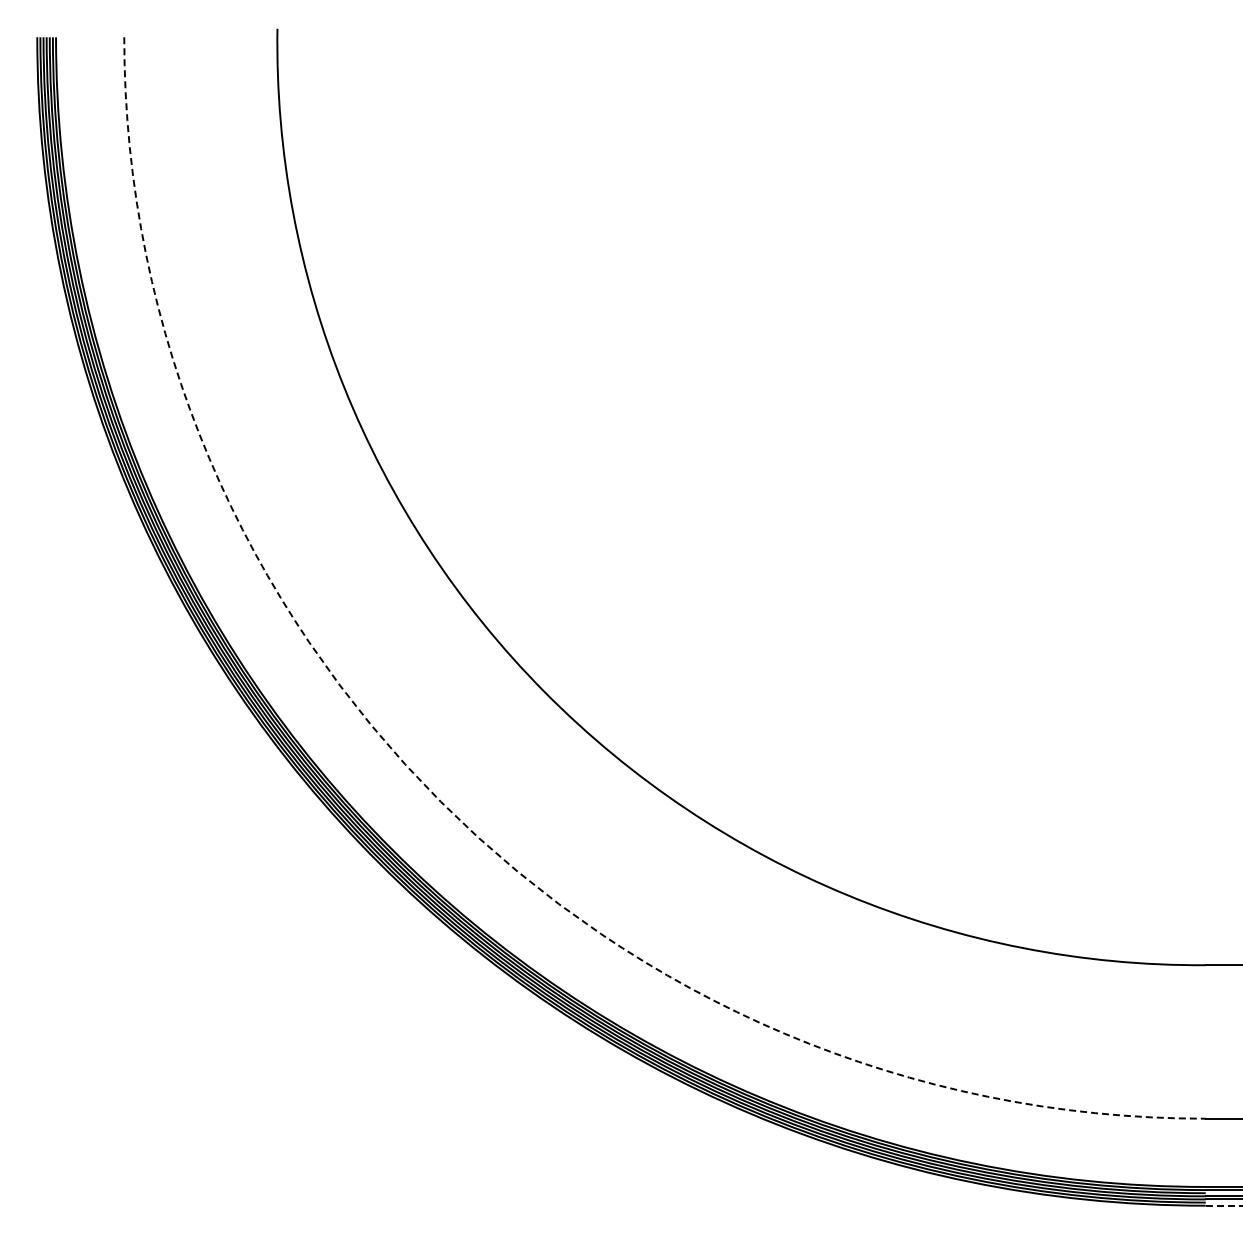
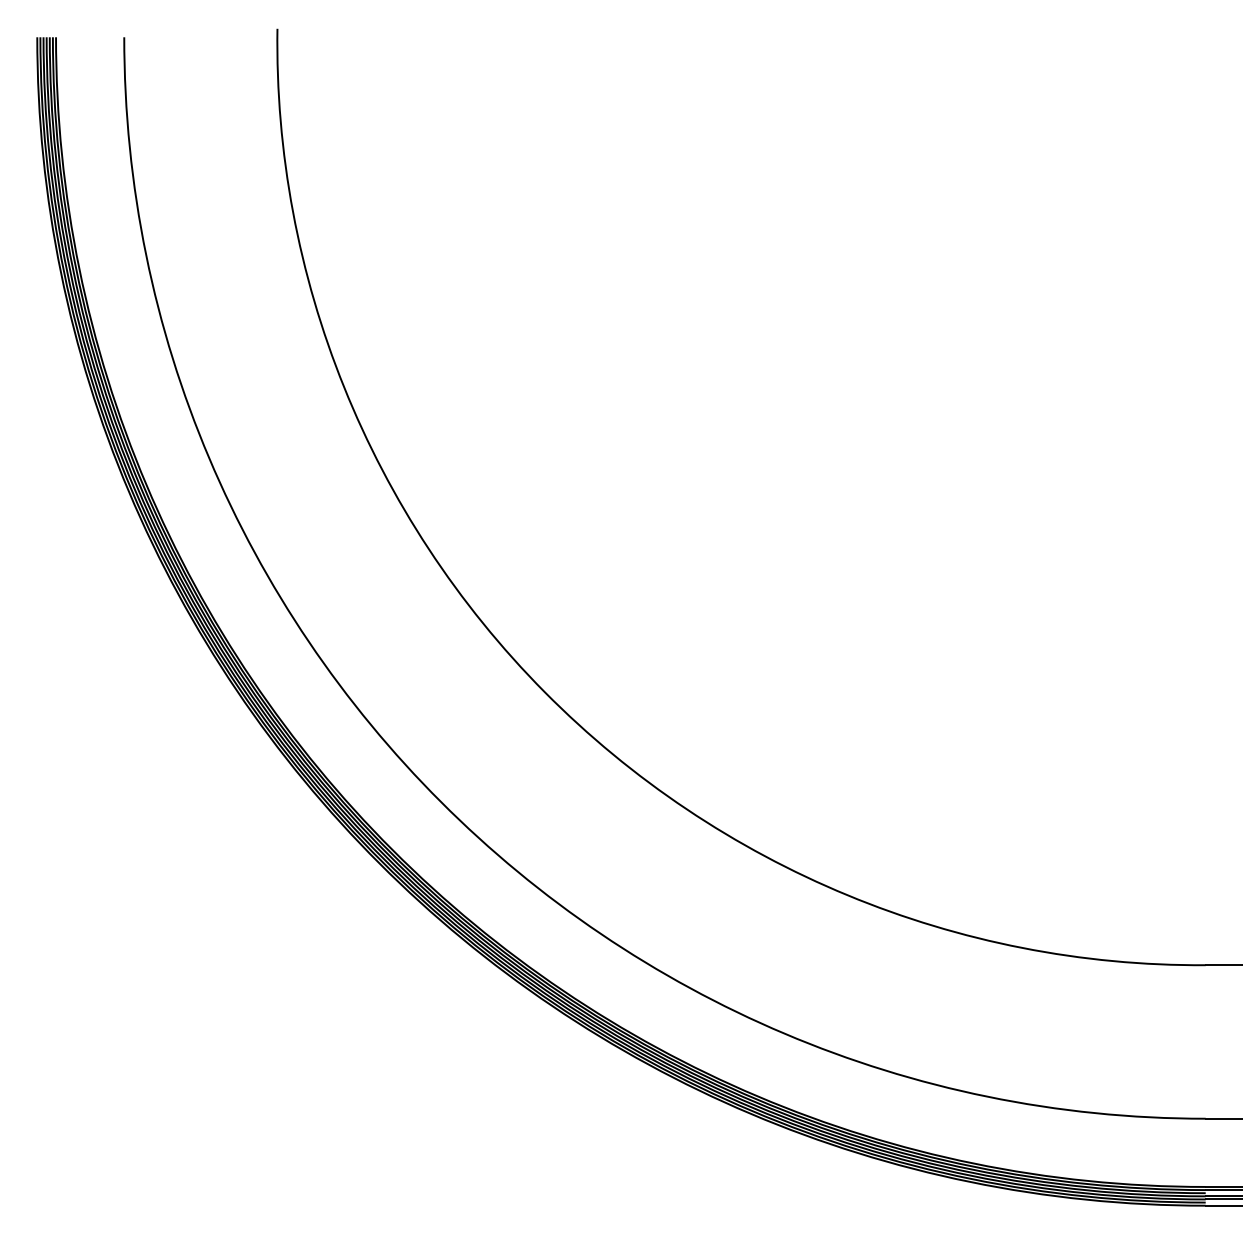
arc: dashed -> solid (441, 801)
line: dashed -> solid (1224, 1205)
